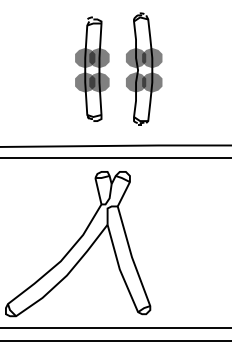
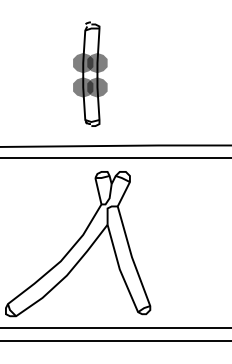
part position: (92, 68) -> (90, 73) (90, 73)
part: present -> none (144, 68)
